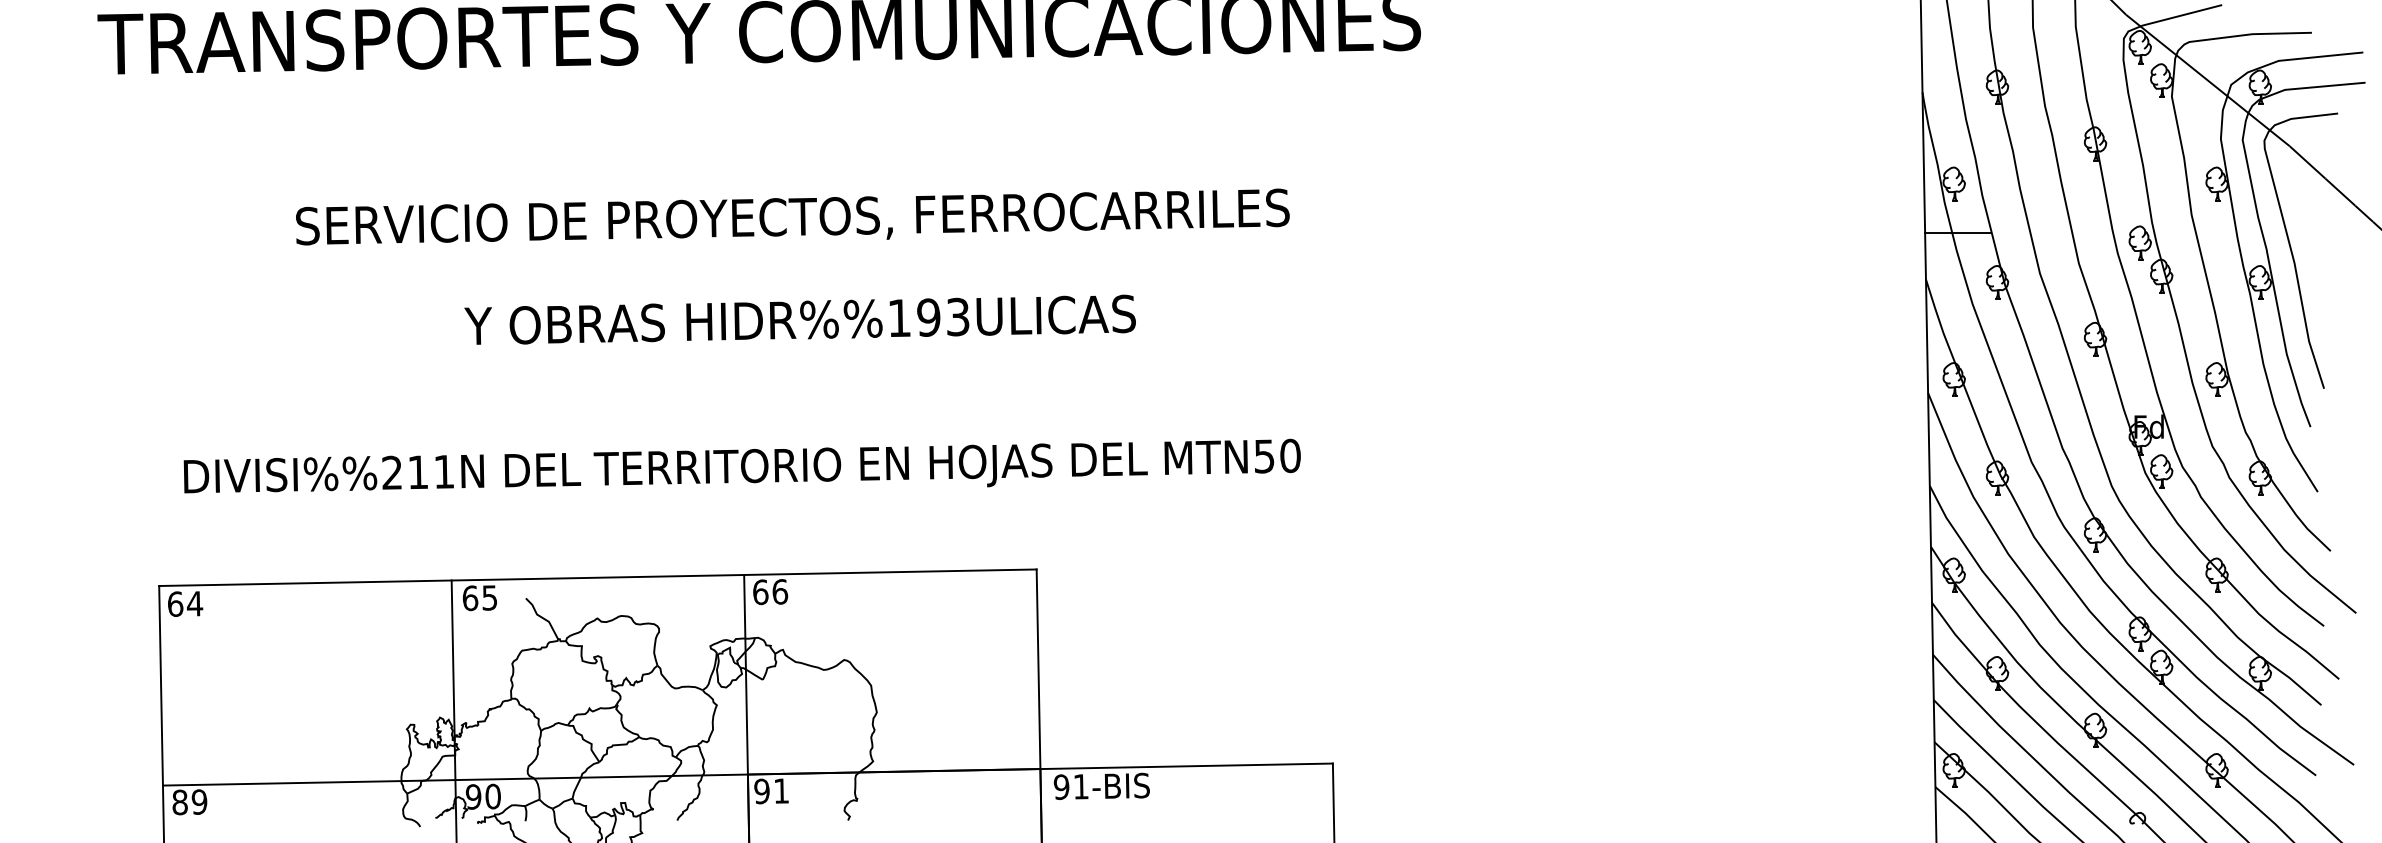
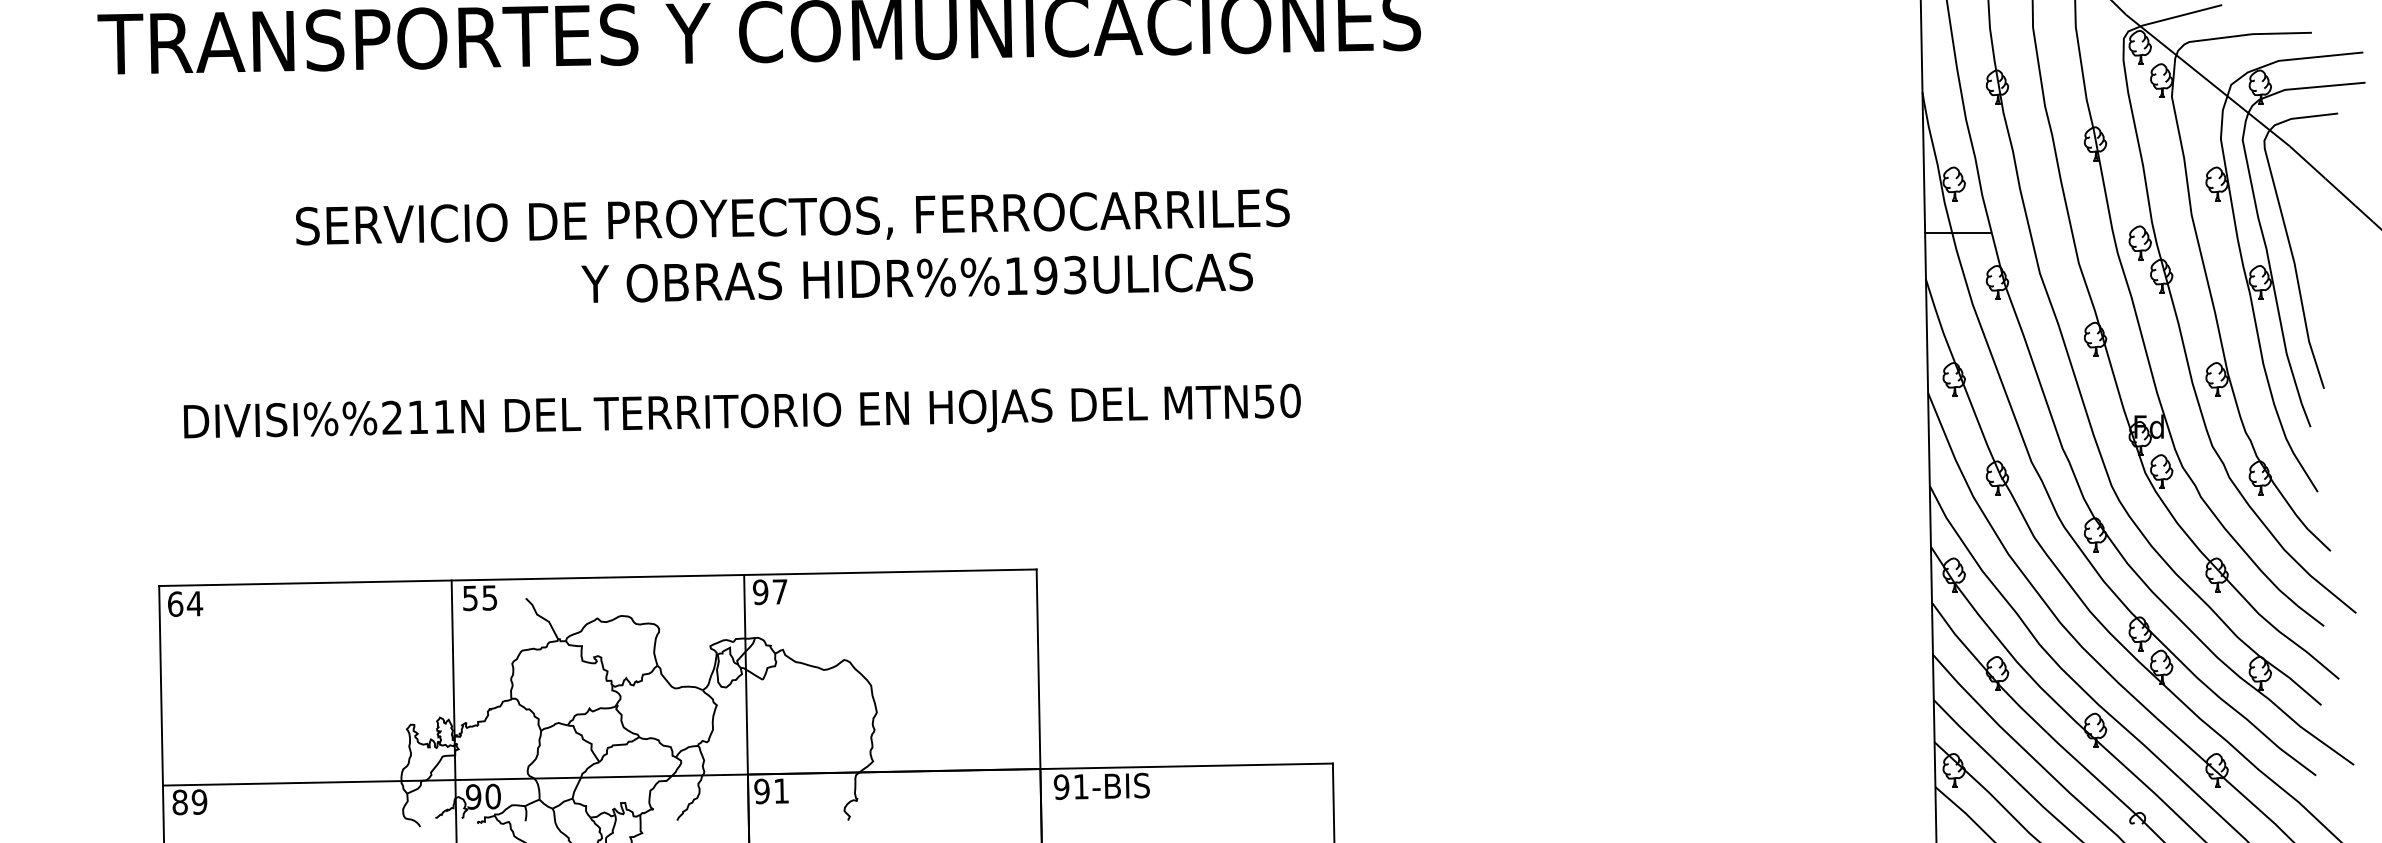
text position: (799, 319) -> (916, 277) (916, 277)
text position: (741, 465) -> (741, 410) (741, 410)
text: 66 -> 97 (770, 592)
text: 65 -> 55 (470, 598)
